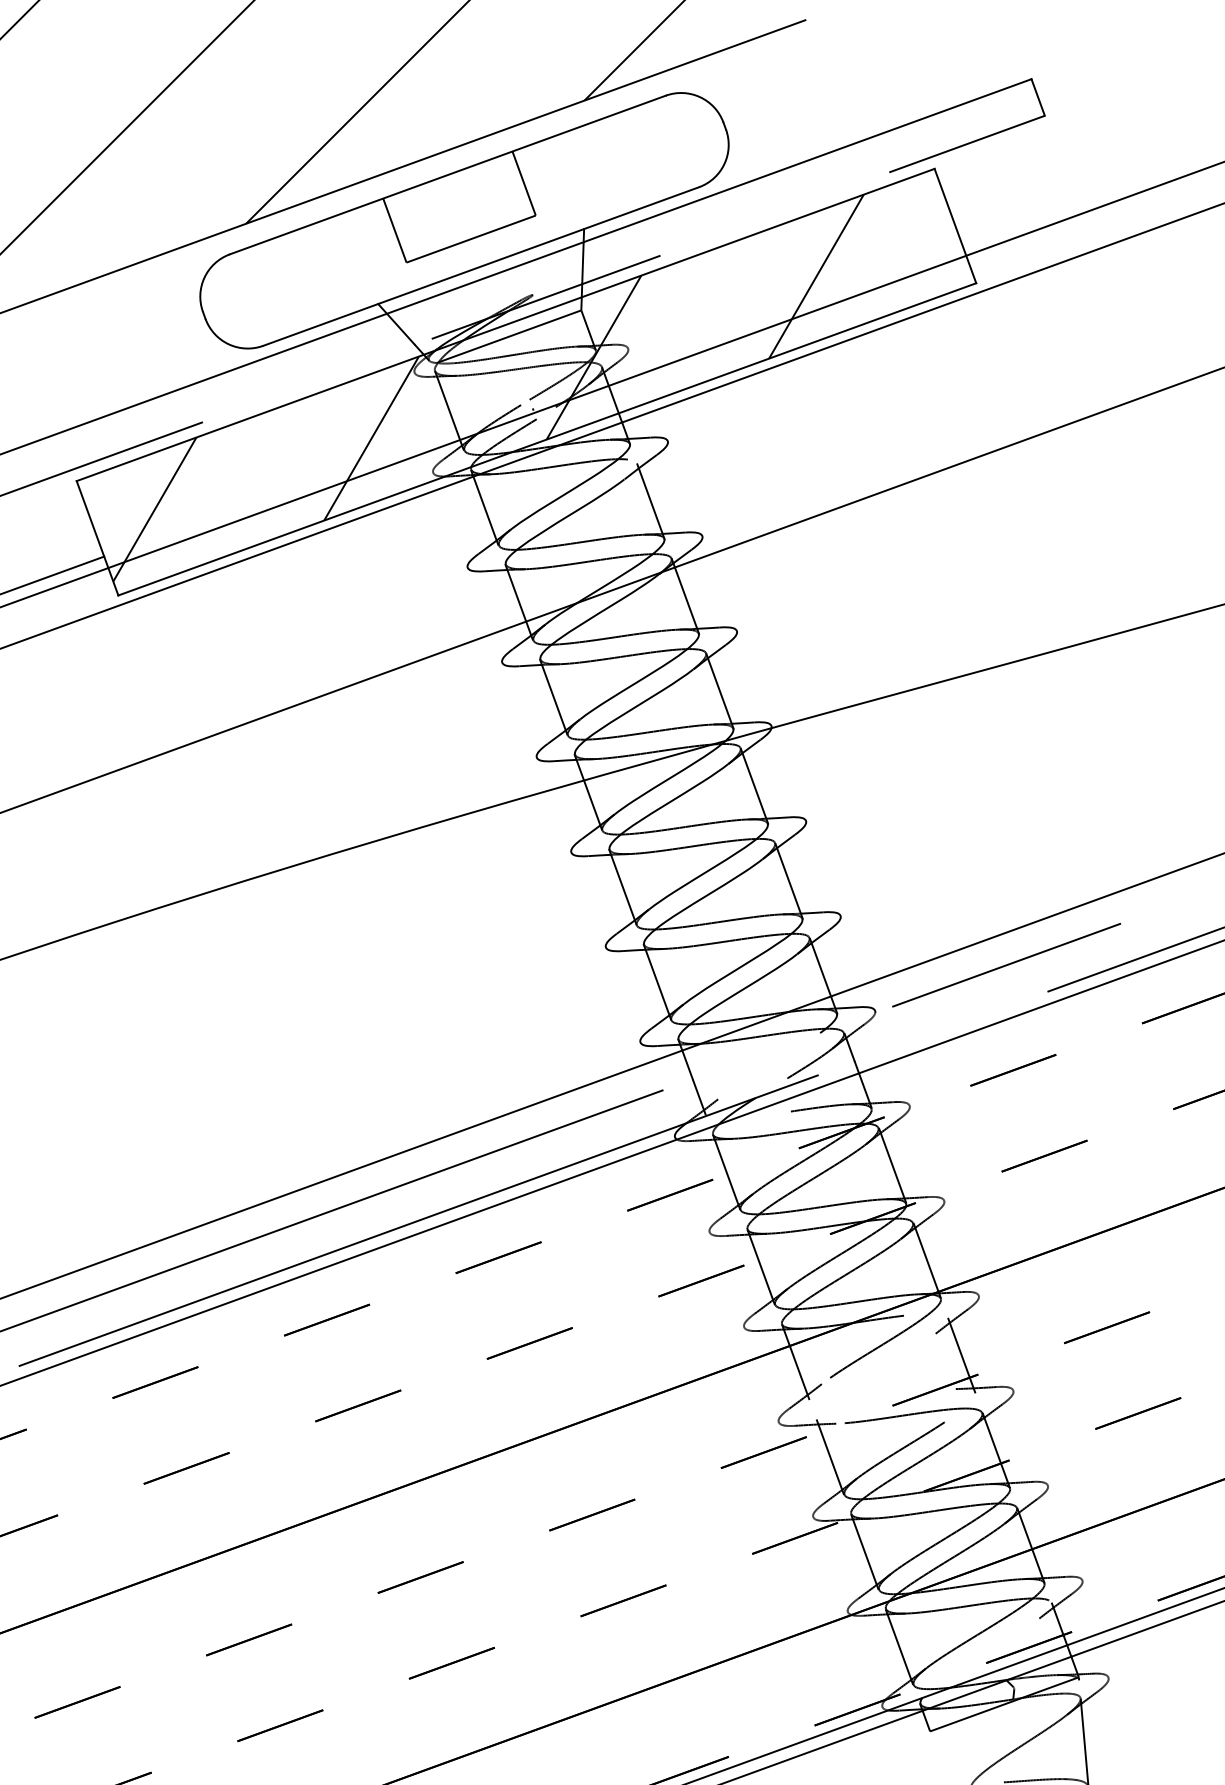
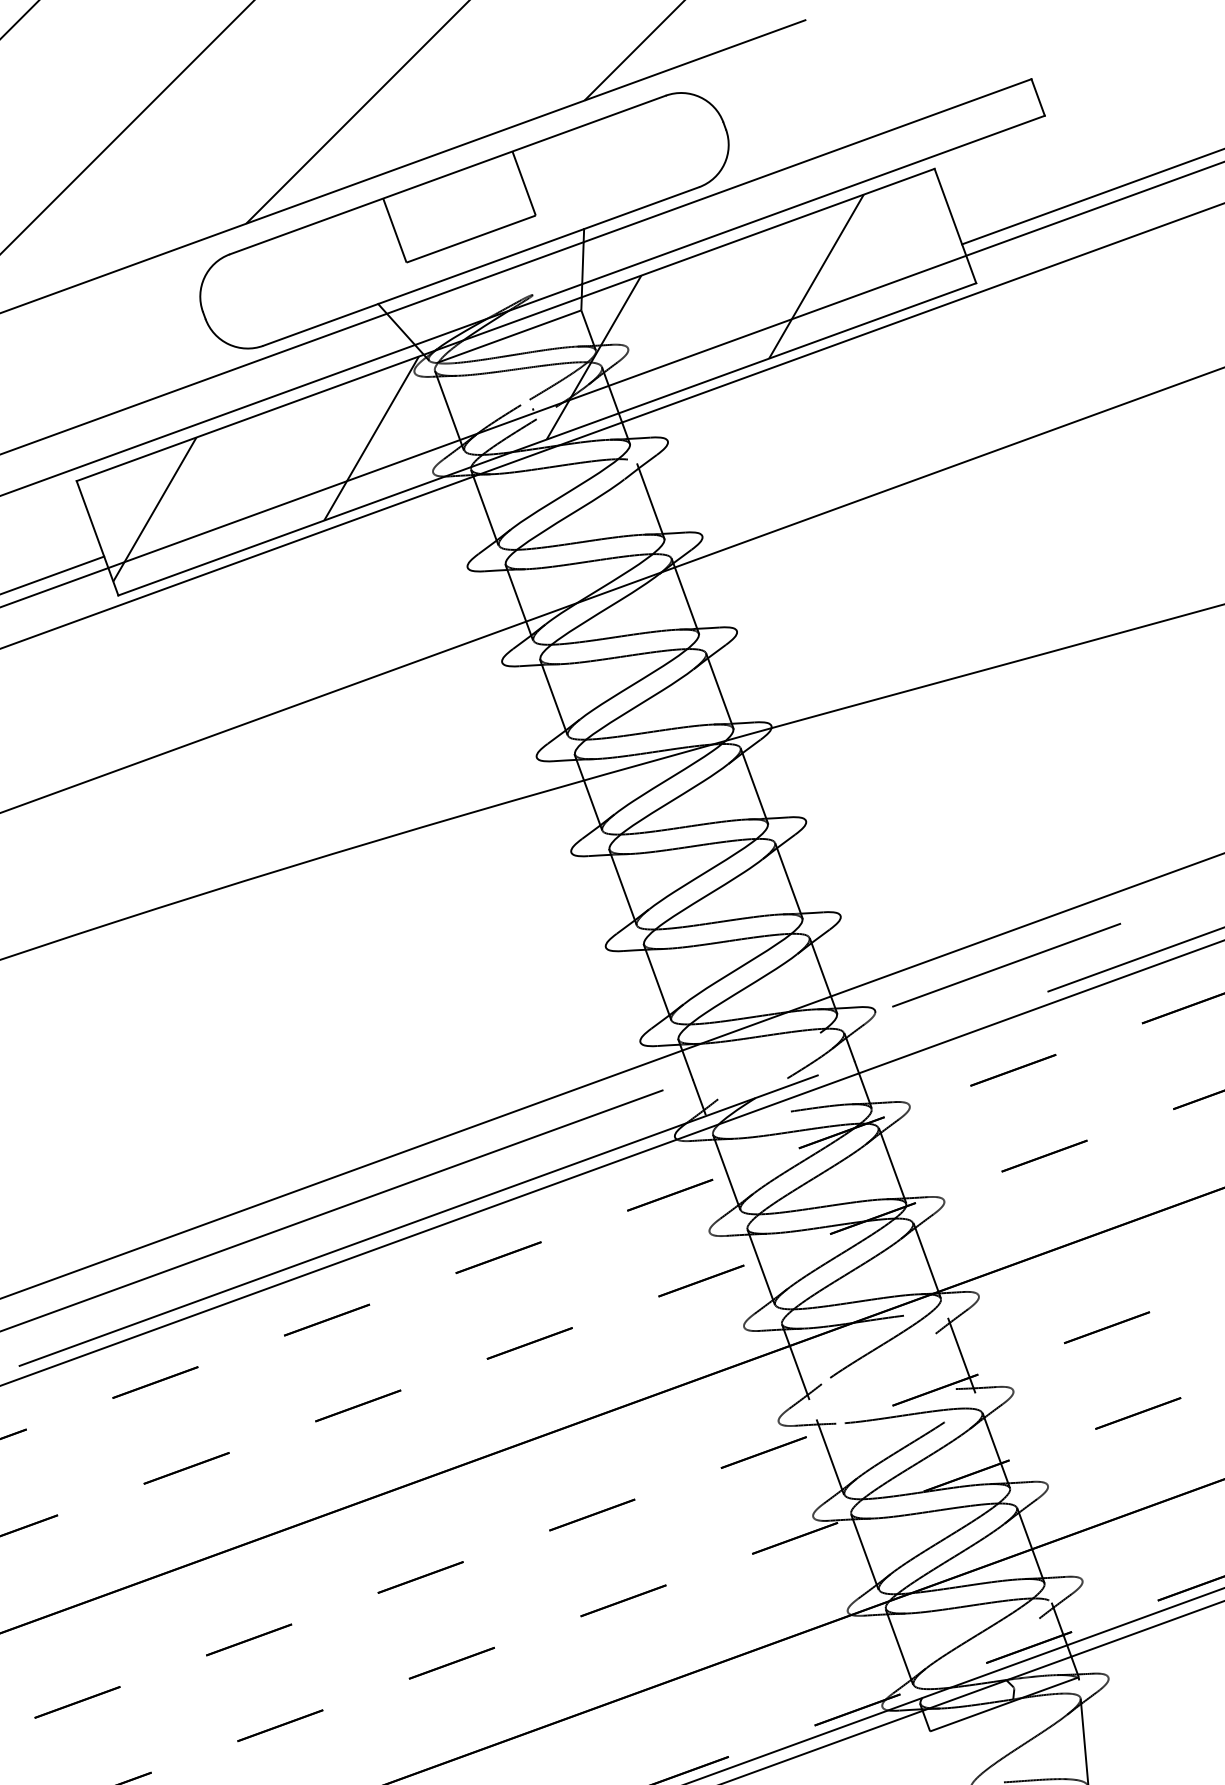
line: none -> present (1091, 196)
line: dashed -> solid (522, 305)
